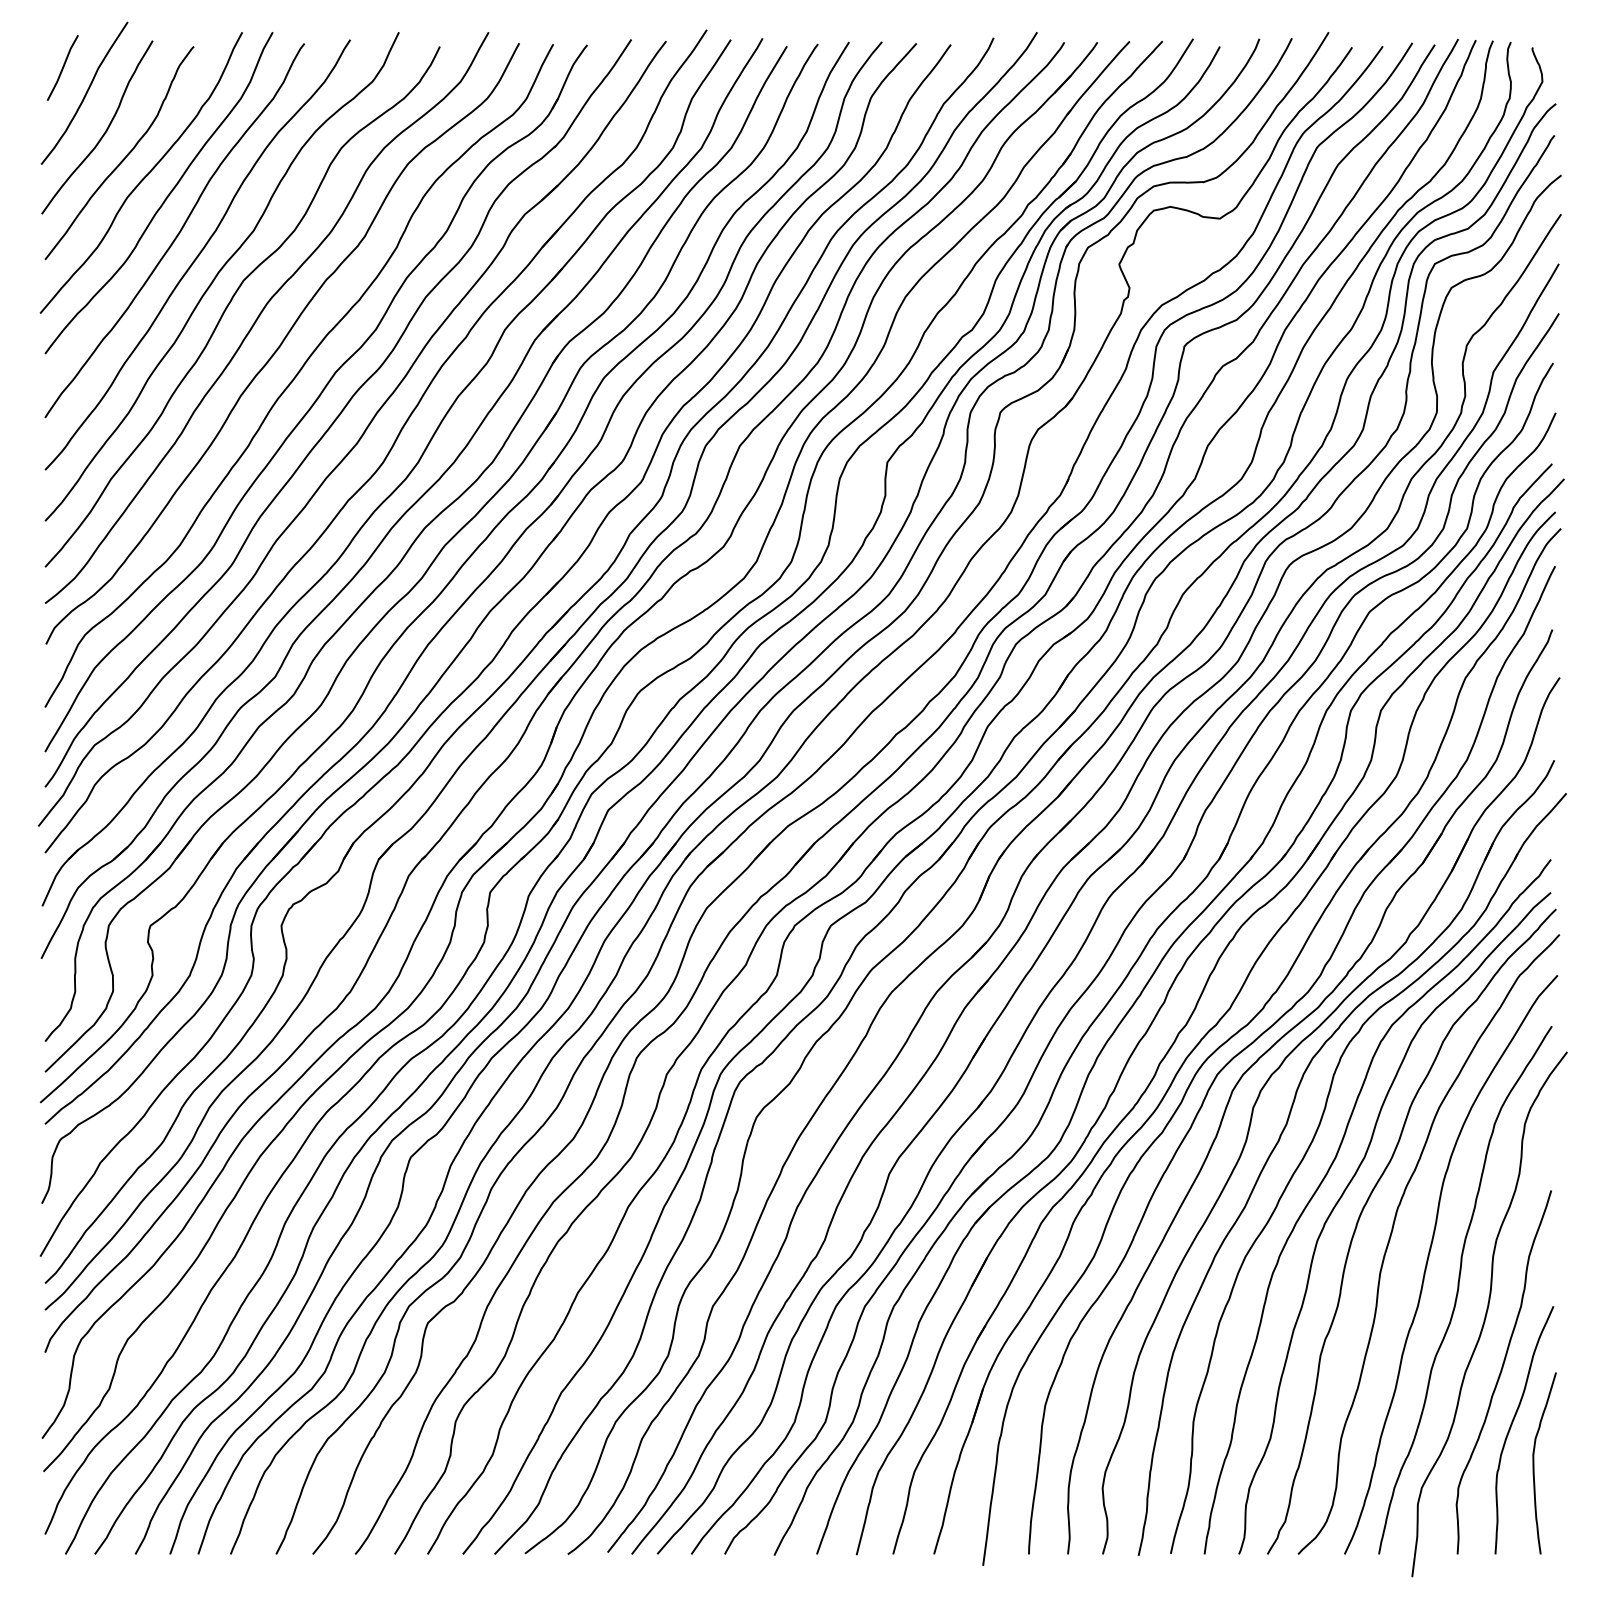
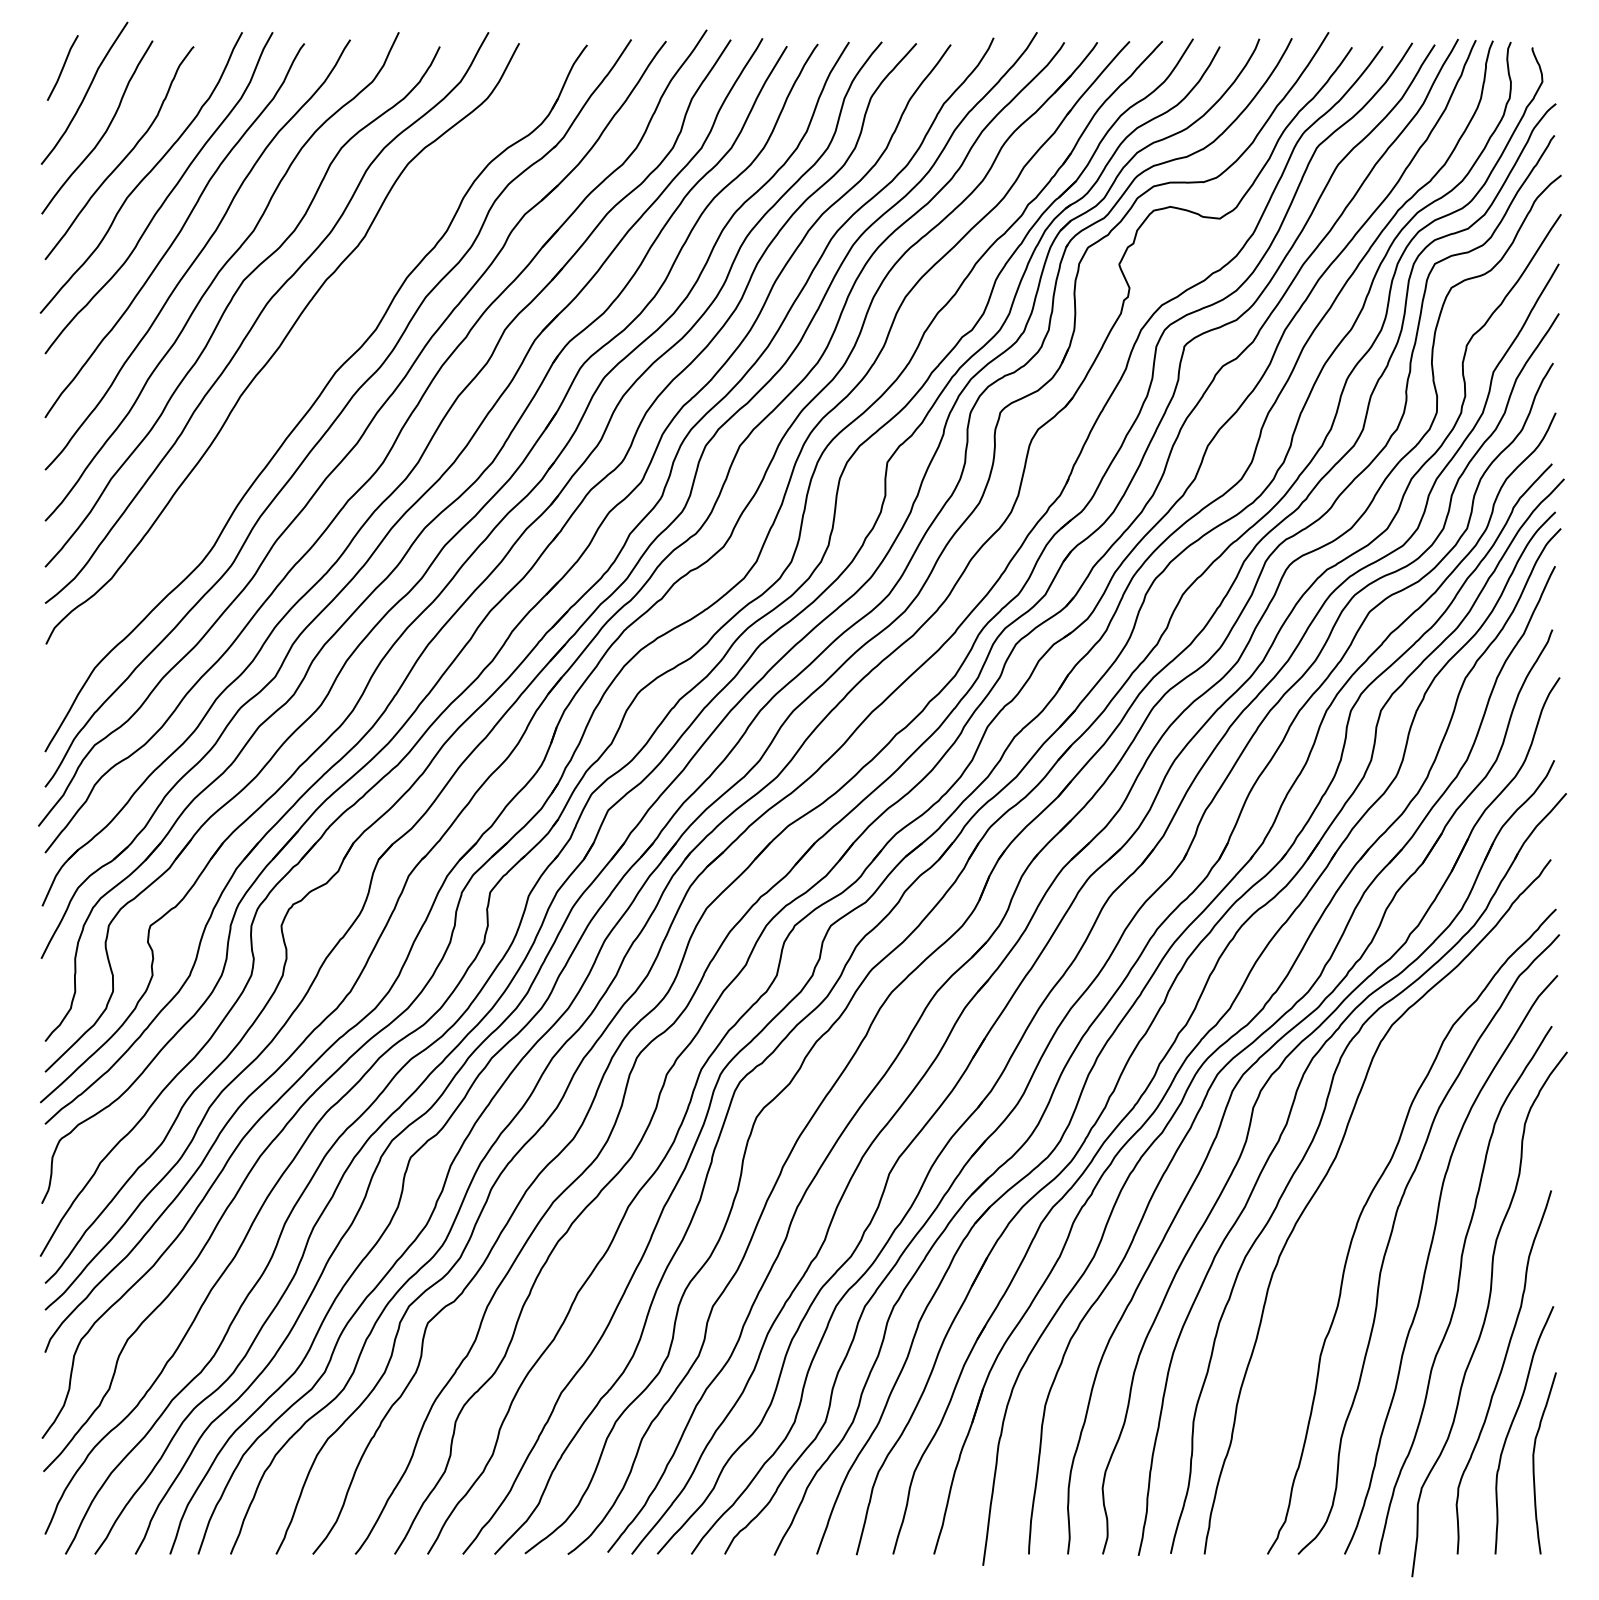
curve: present -> none (298, 374)
curve: present -> none (1343, 1195)
